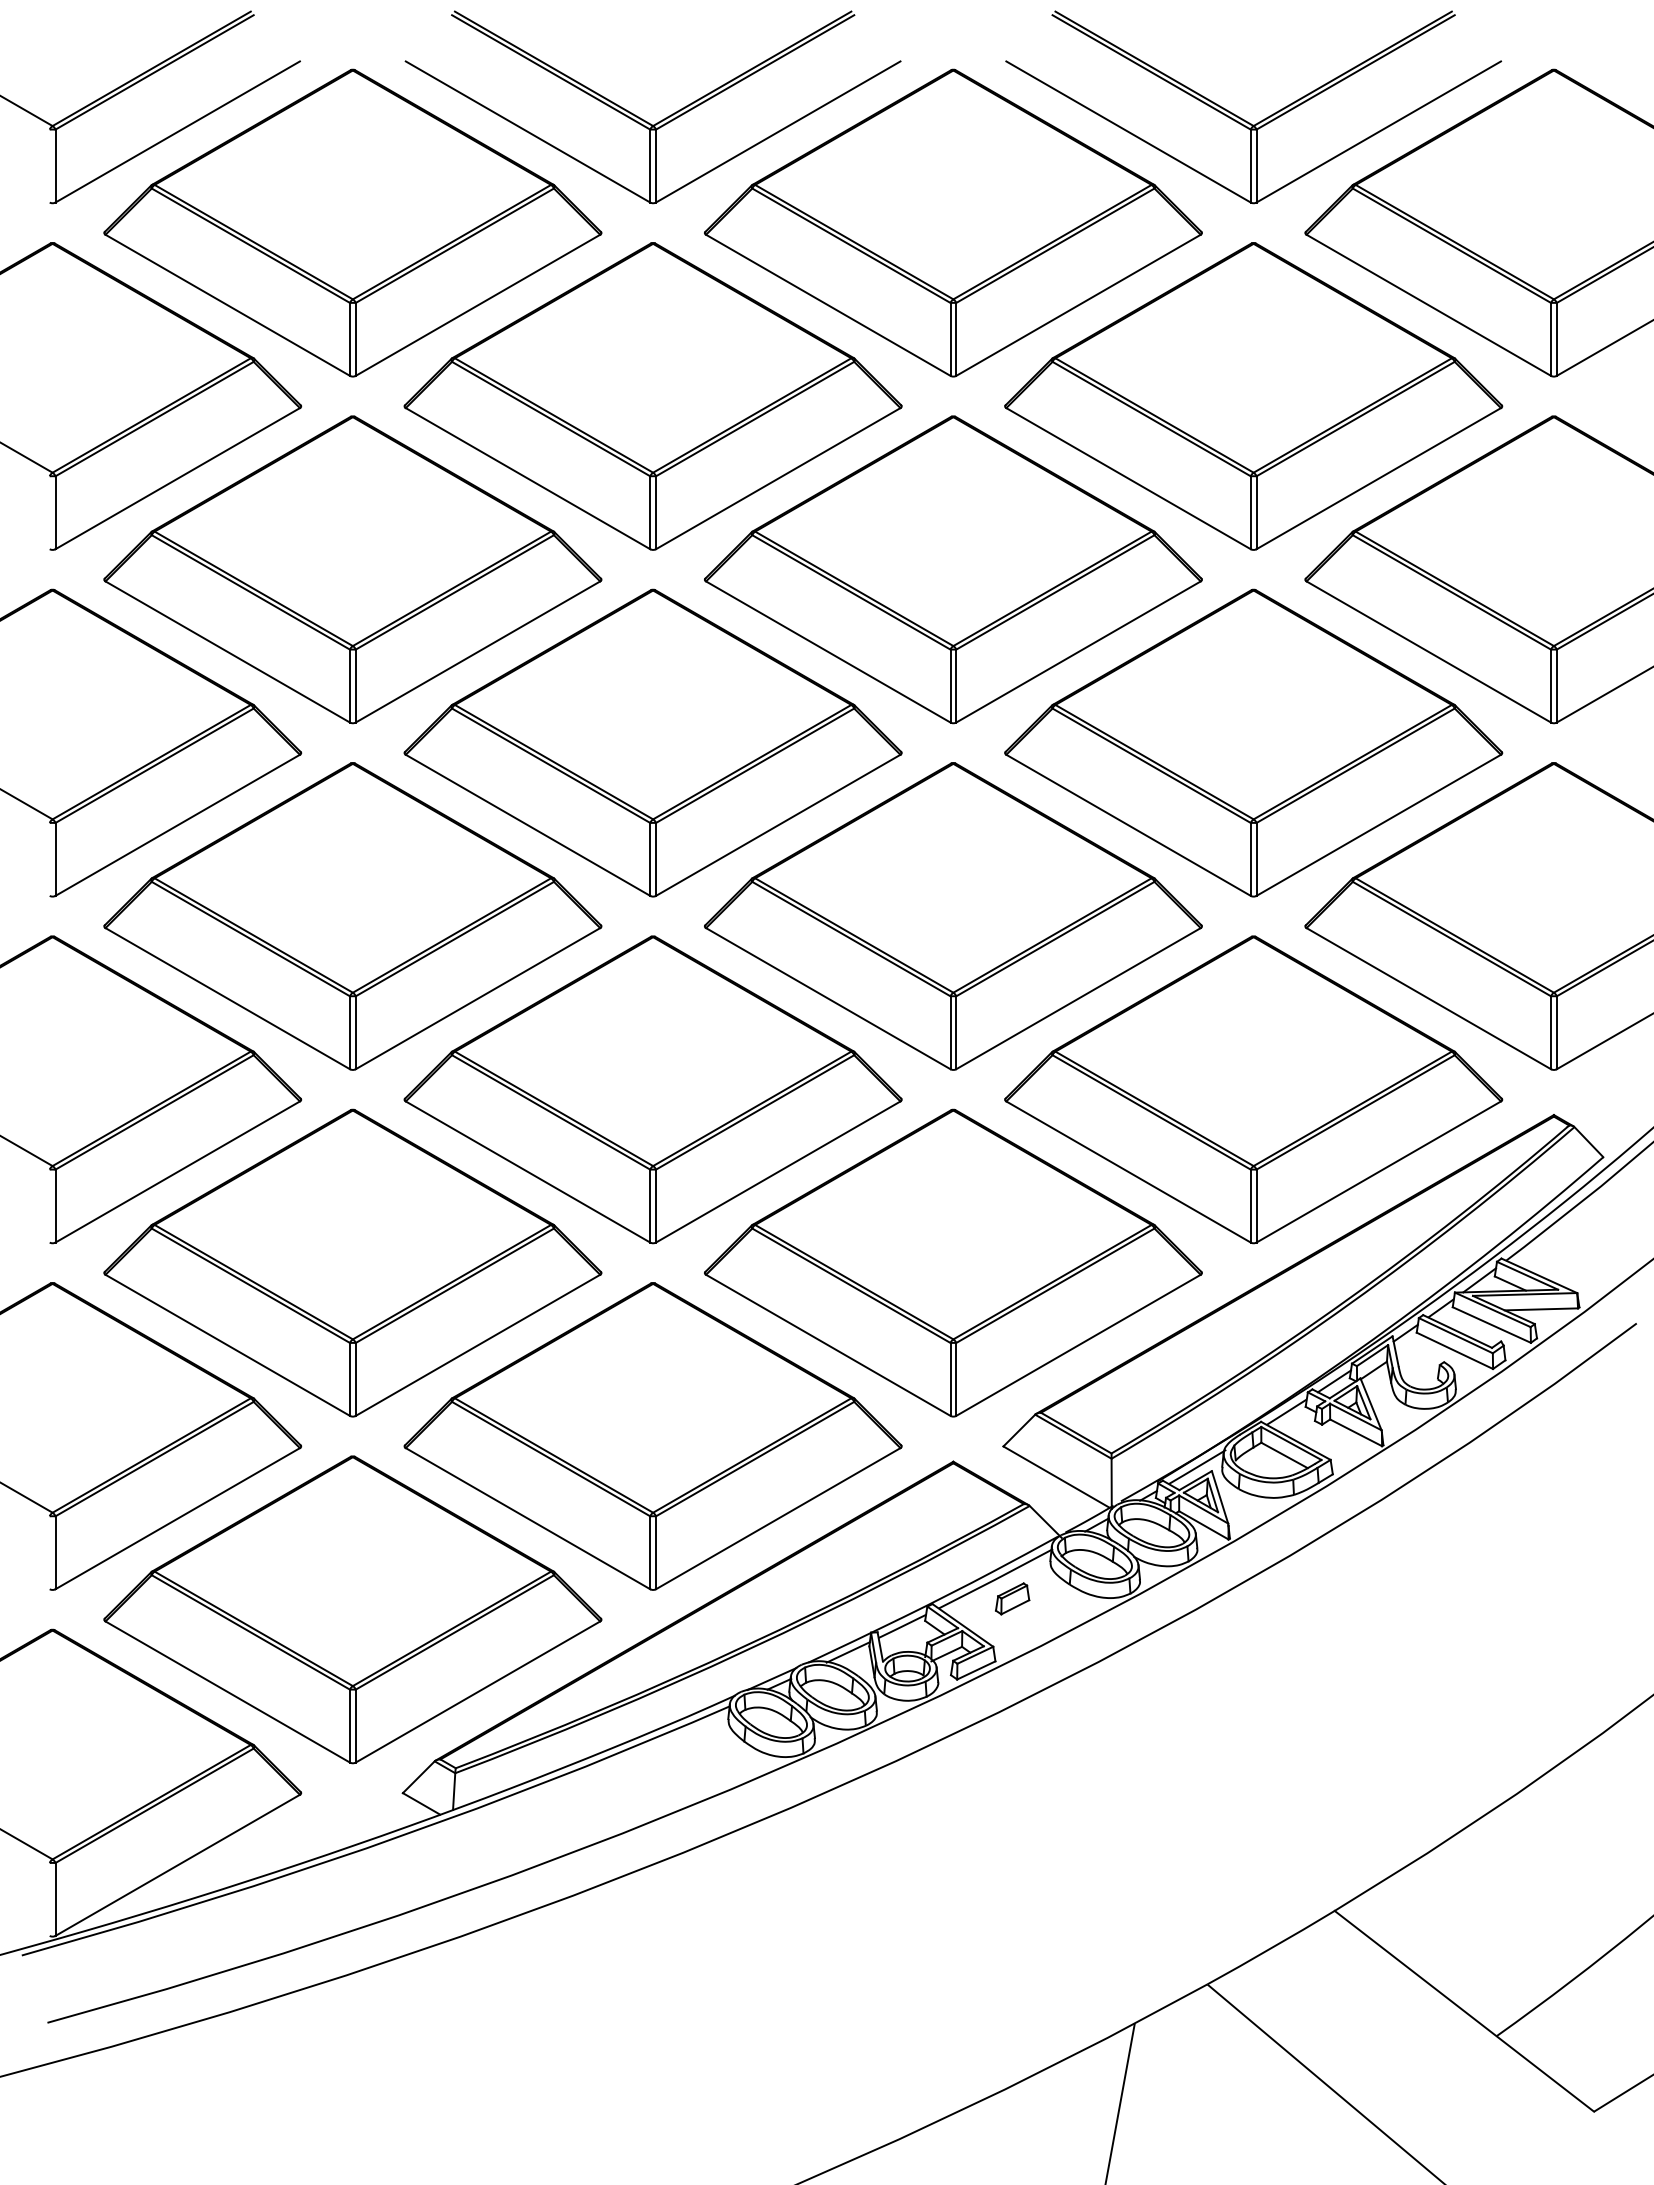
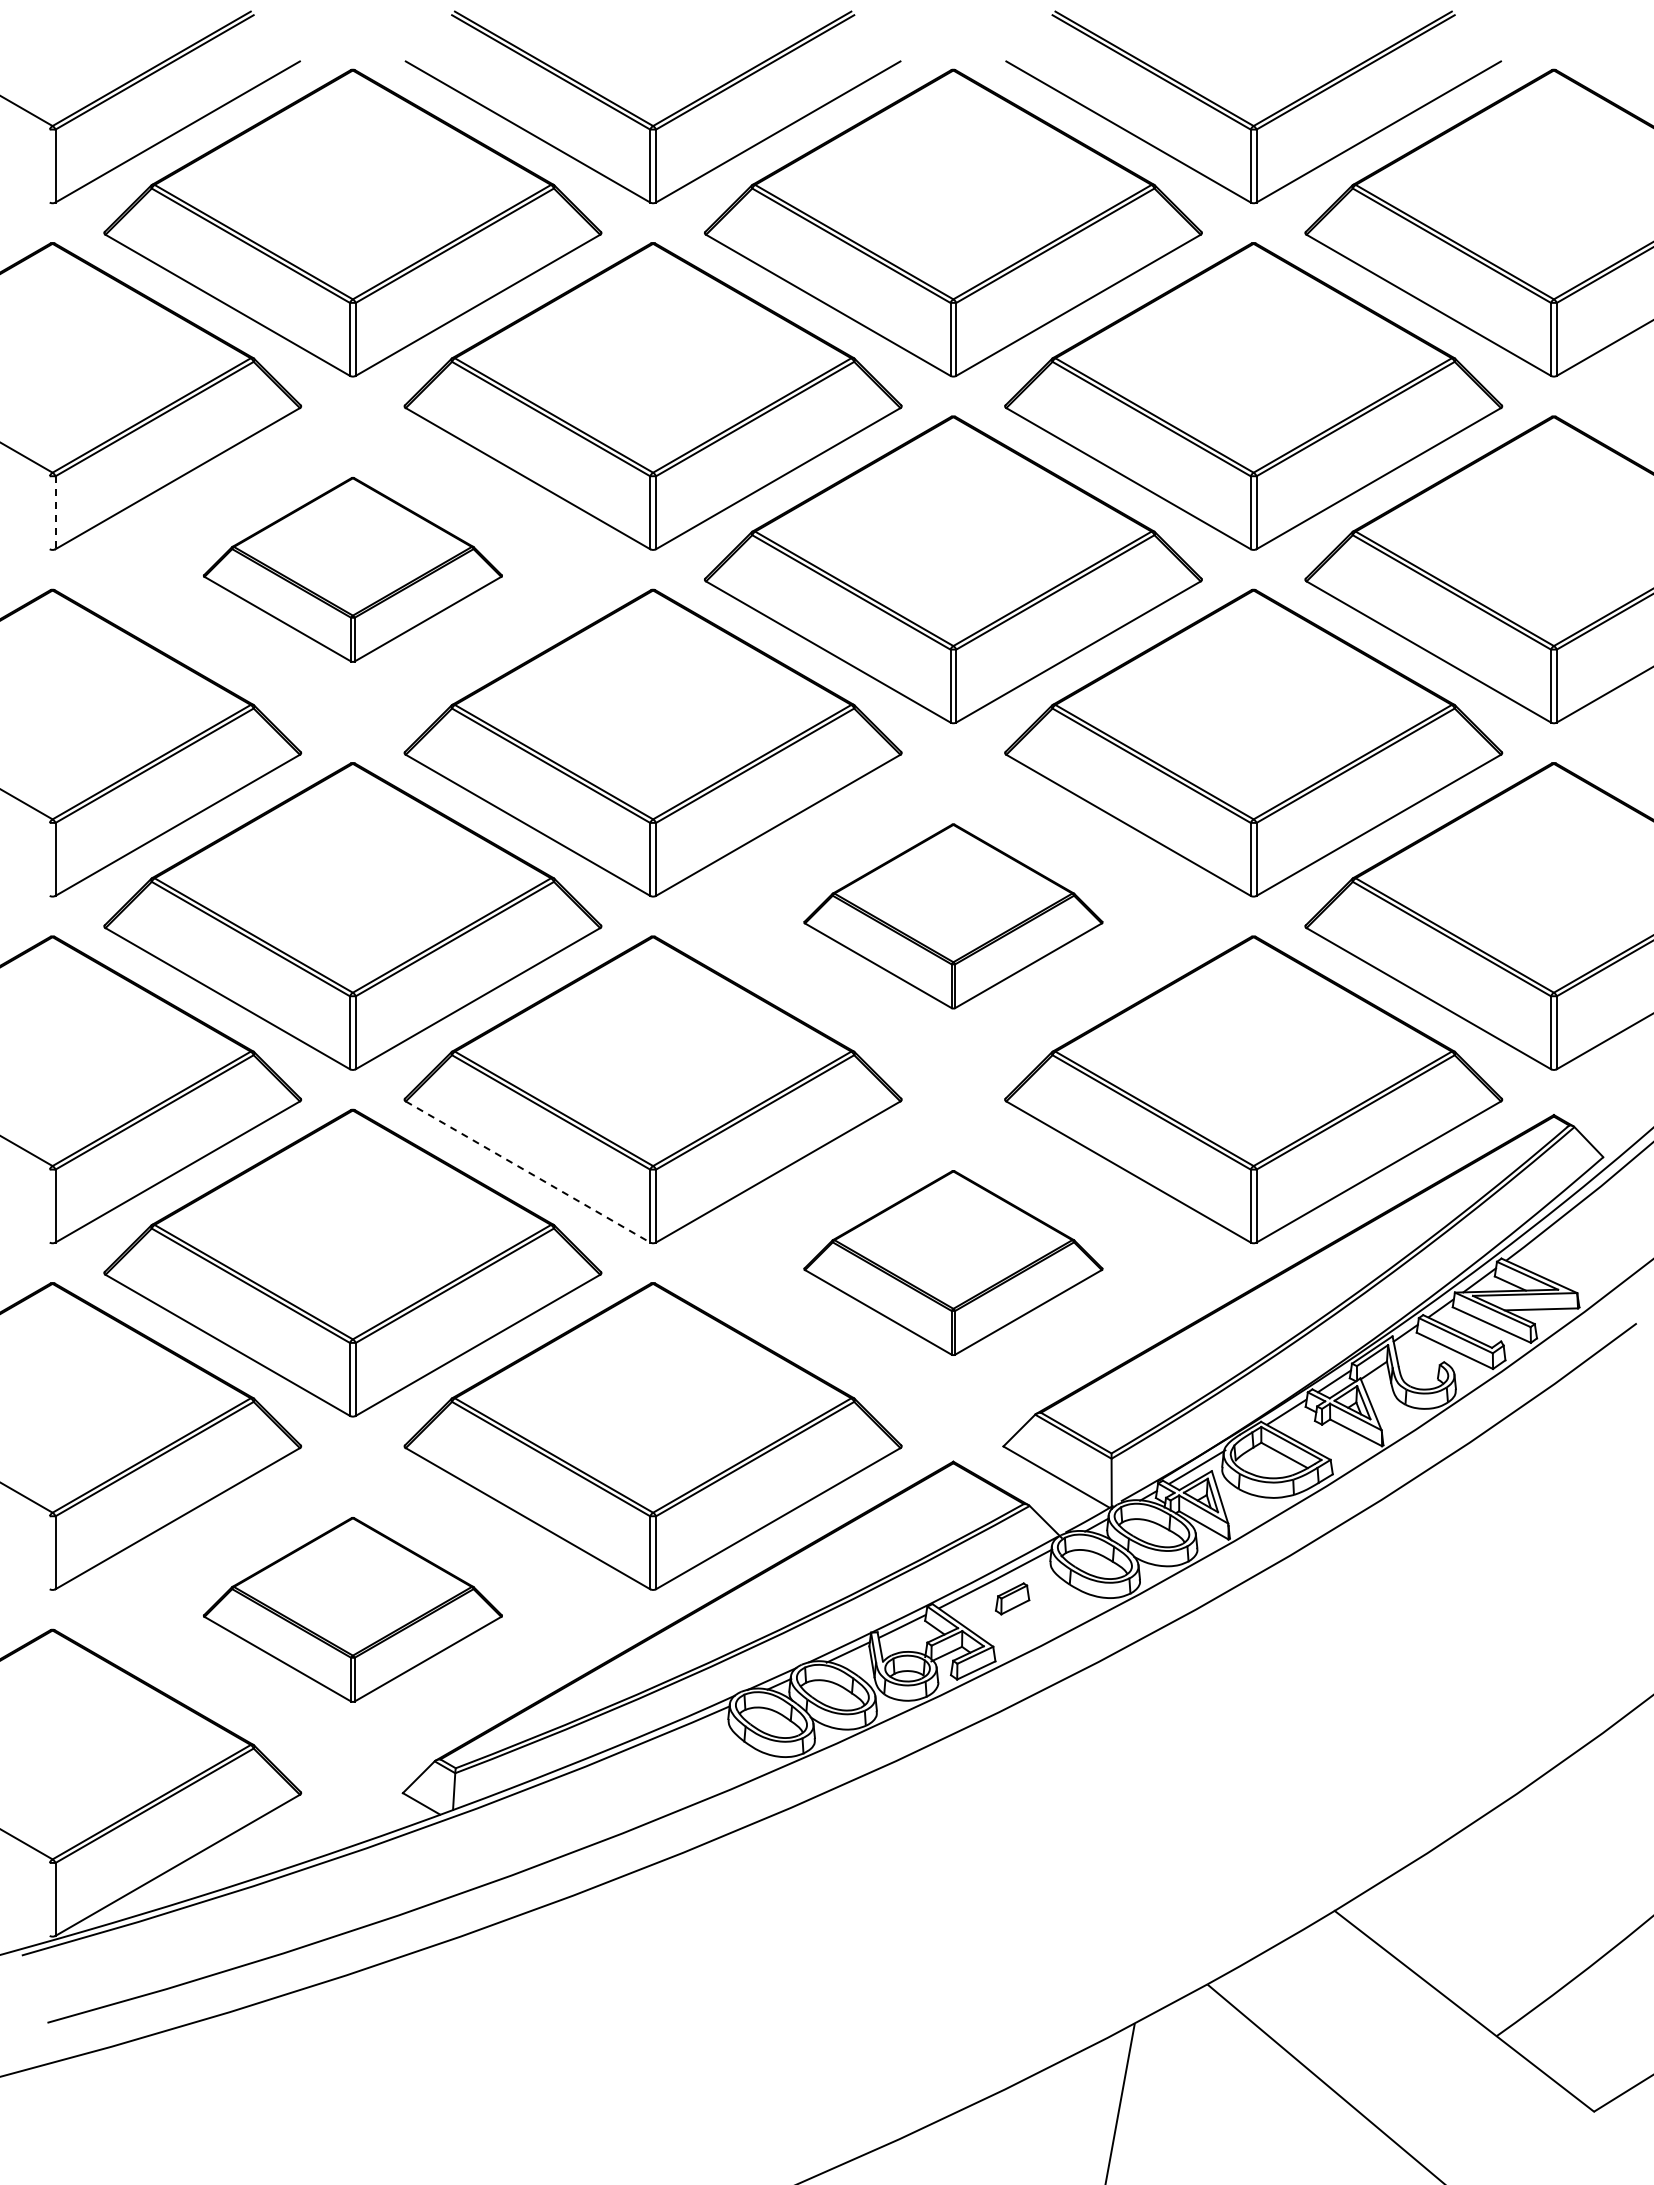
line: solid -> dashed (55, 513)
part size: 500x310 px -> 301x186 px (352, 569)
part size: 499x309 px -> 301x187 px (953, 916)
line: solid -> dashed (528, 1172)
part size: 499x310 px -> 301x186 px (953, 1262)
part size: 500x310 px -> 301x186 px (352, 1609)
